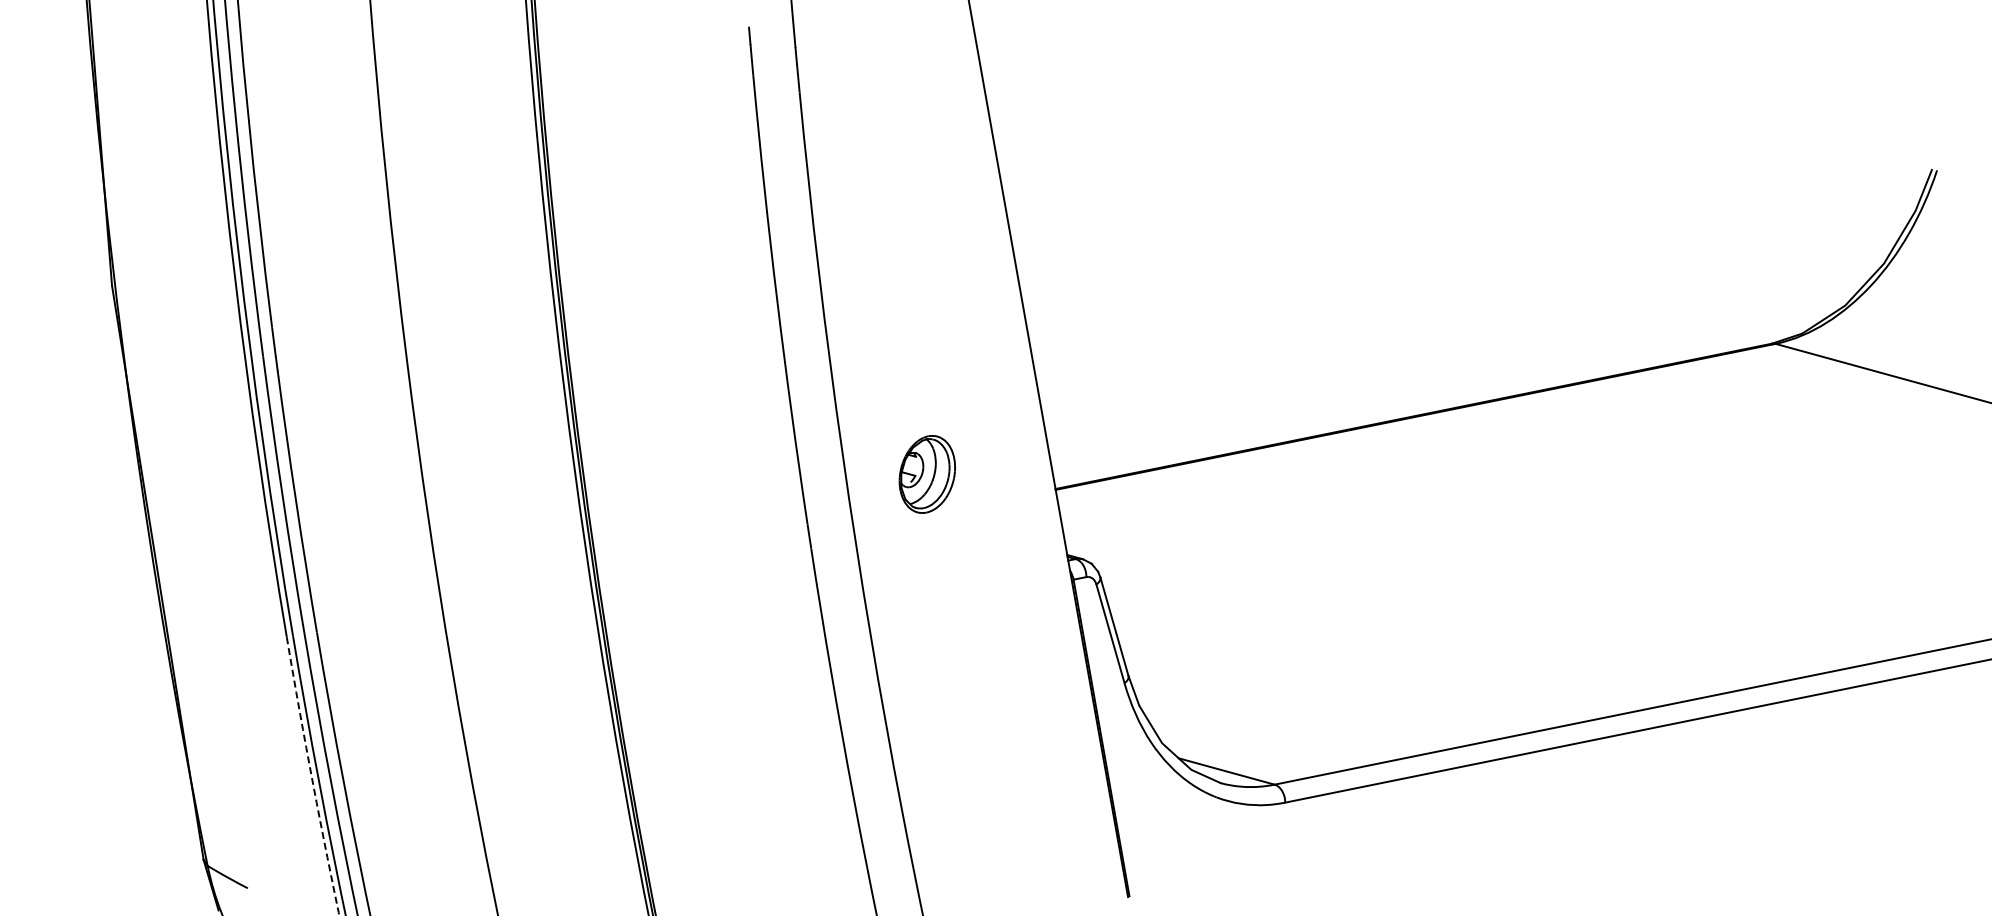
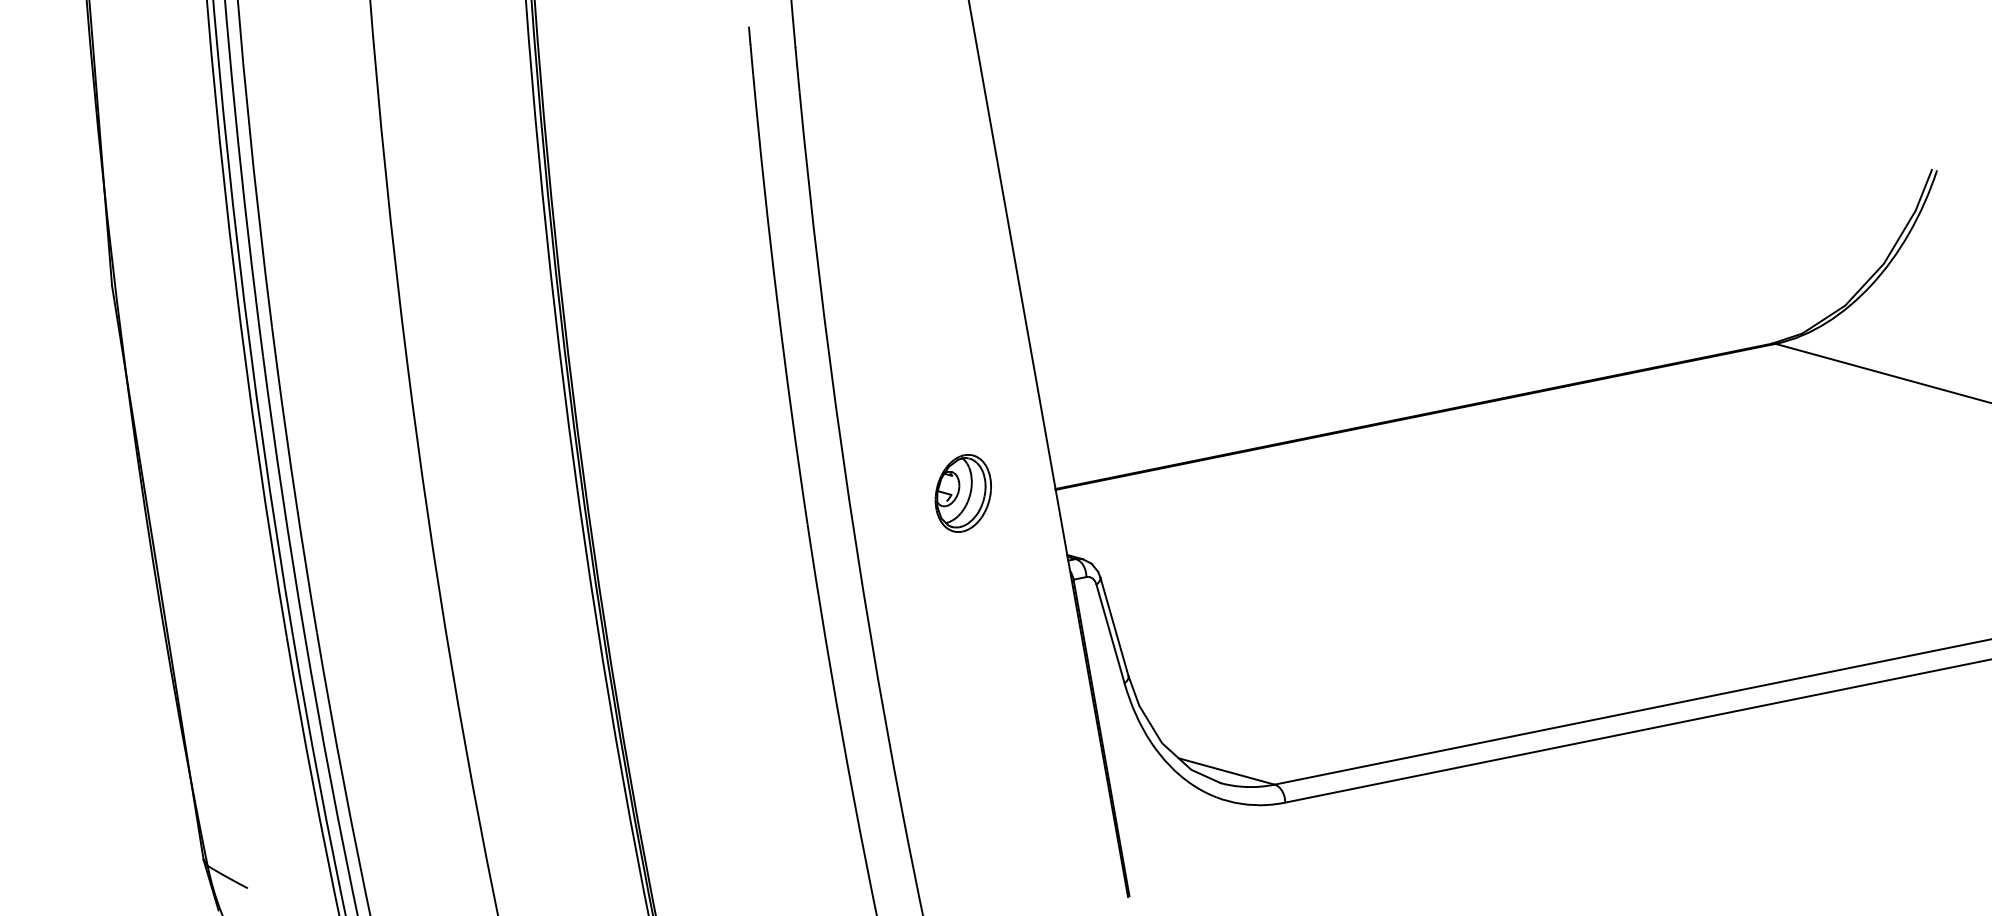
part position: (926, 474) -> (962, 493) (962, 493)
arc: dashed -> solid (311, 777)
